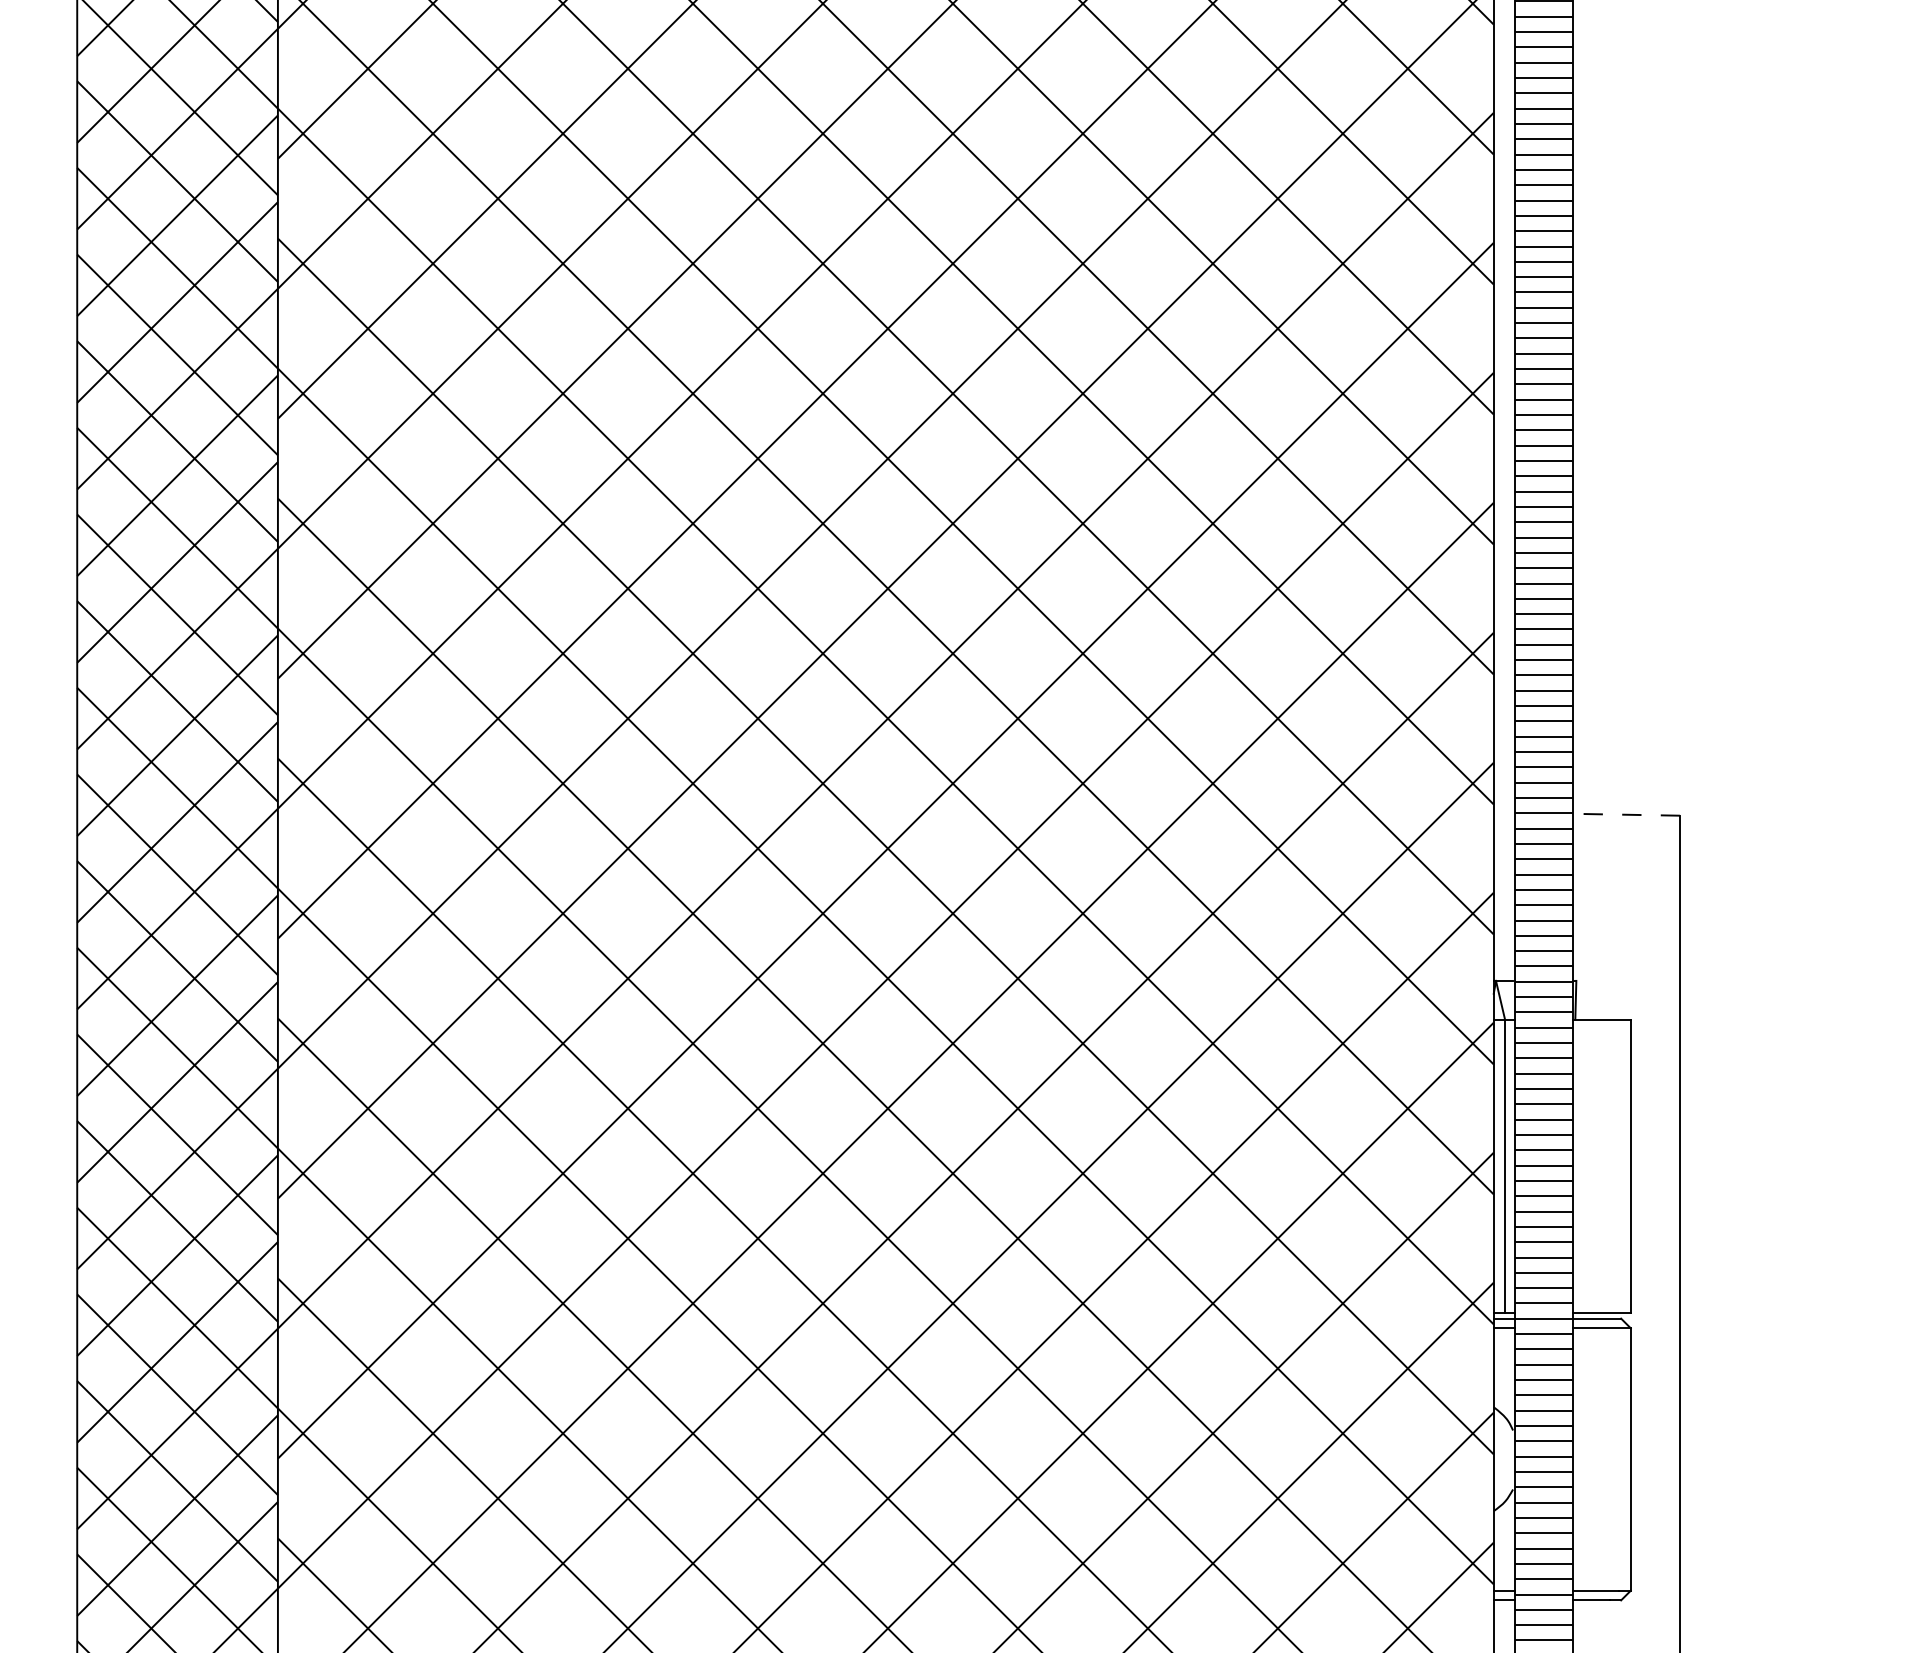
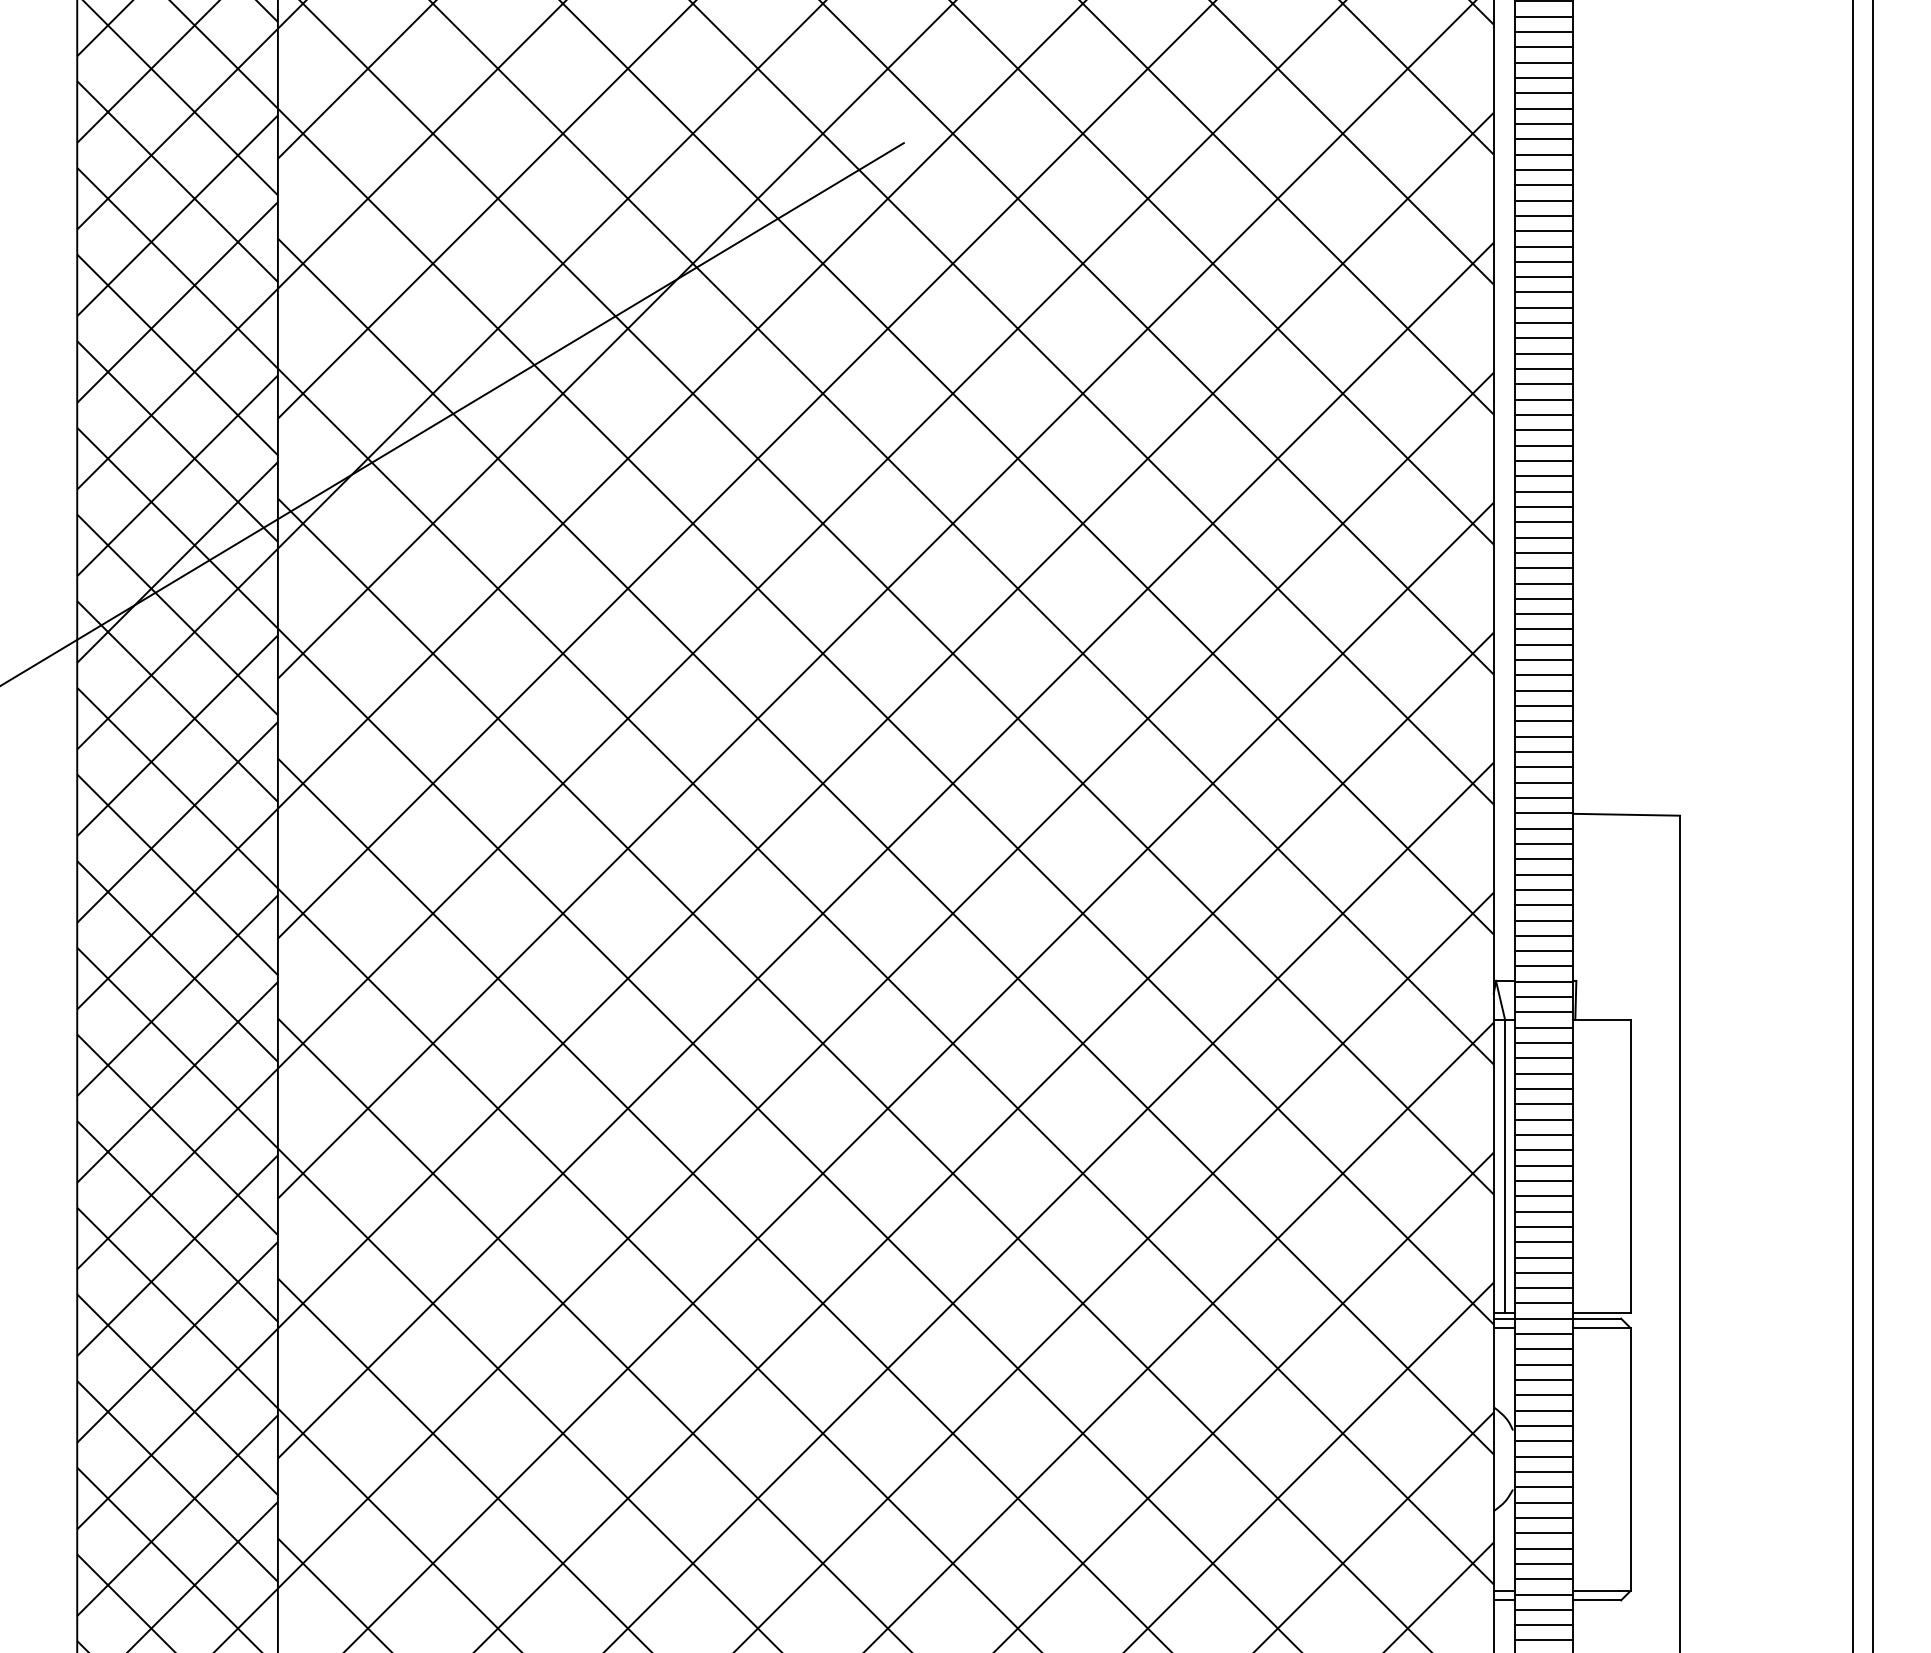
line: none -> present (452, 413)
line: dashed -> solid (1626, 814)
line: none -> present (1853, 825)
line: none -> present (1873, 825)
